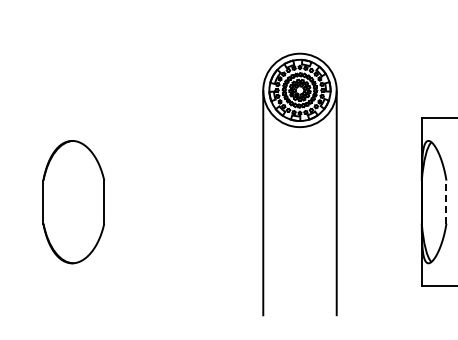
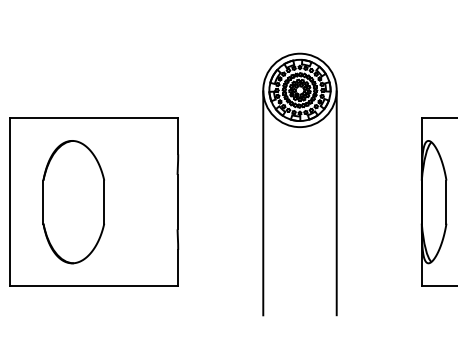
part: none -> present (94, 201)
line: dashed -> solid (446, 202)
